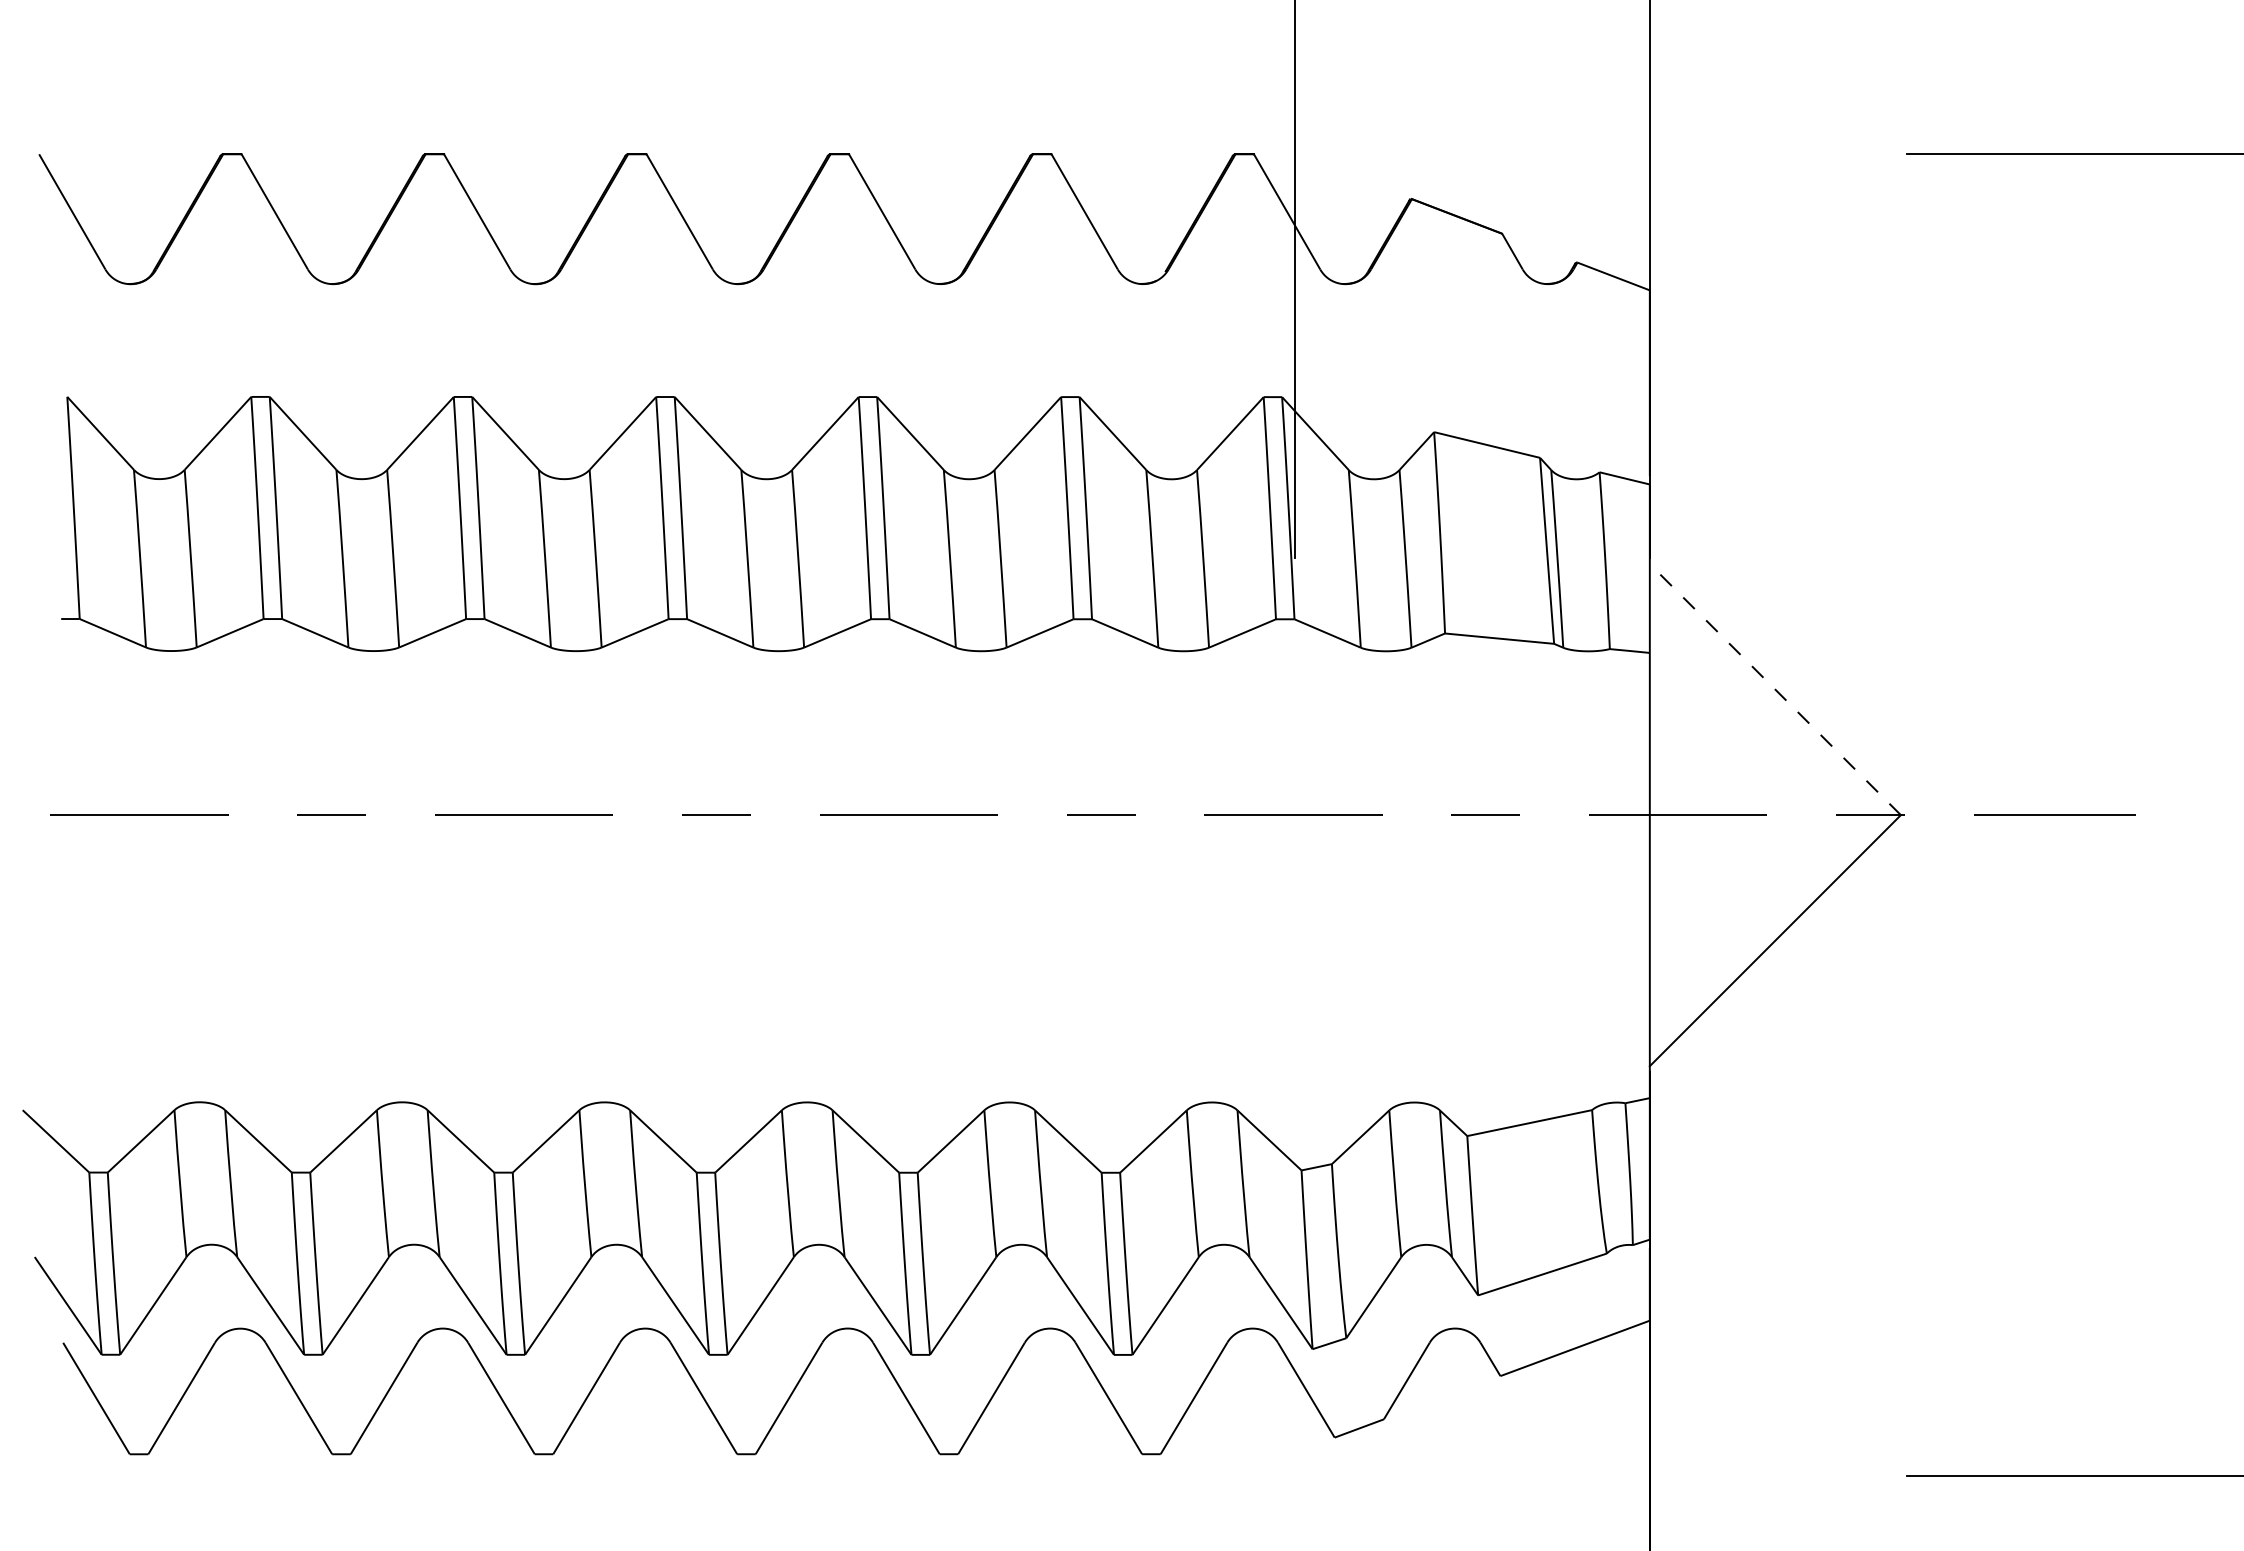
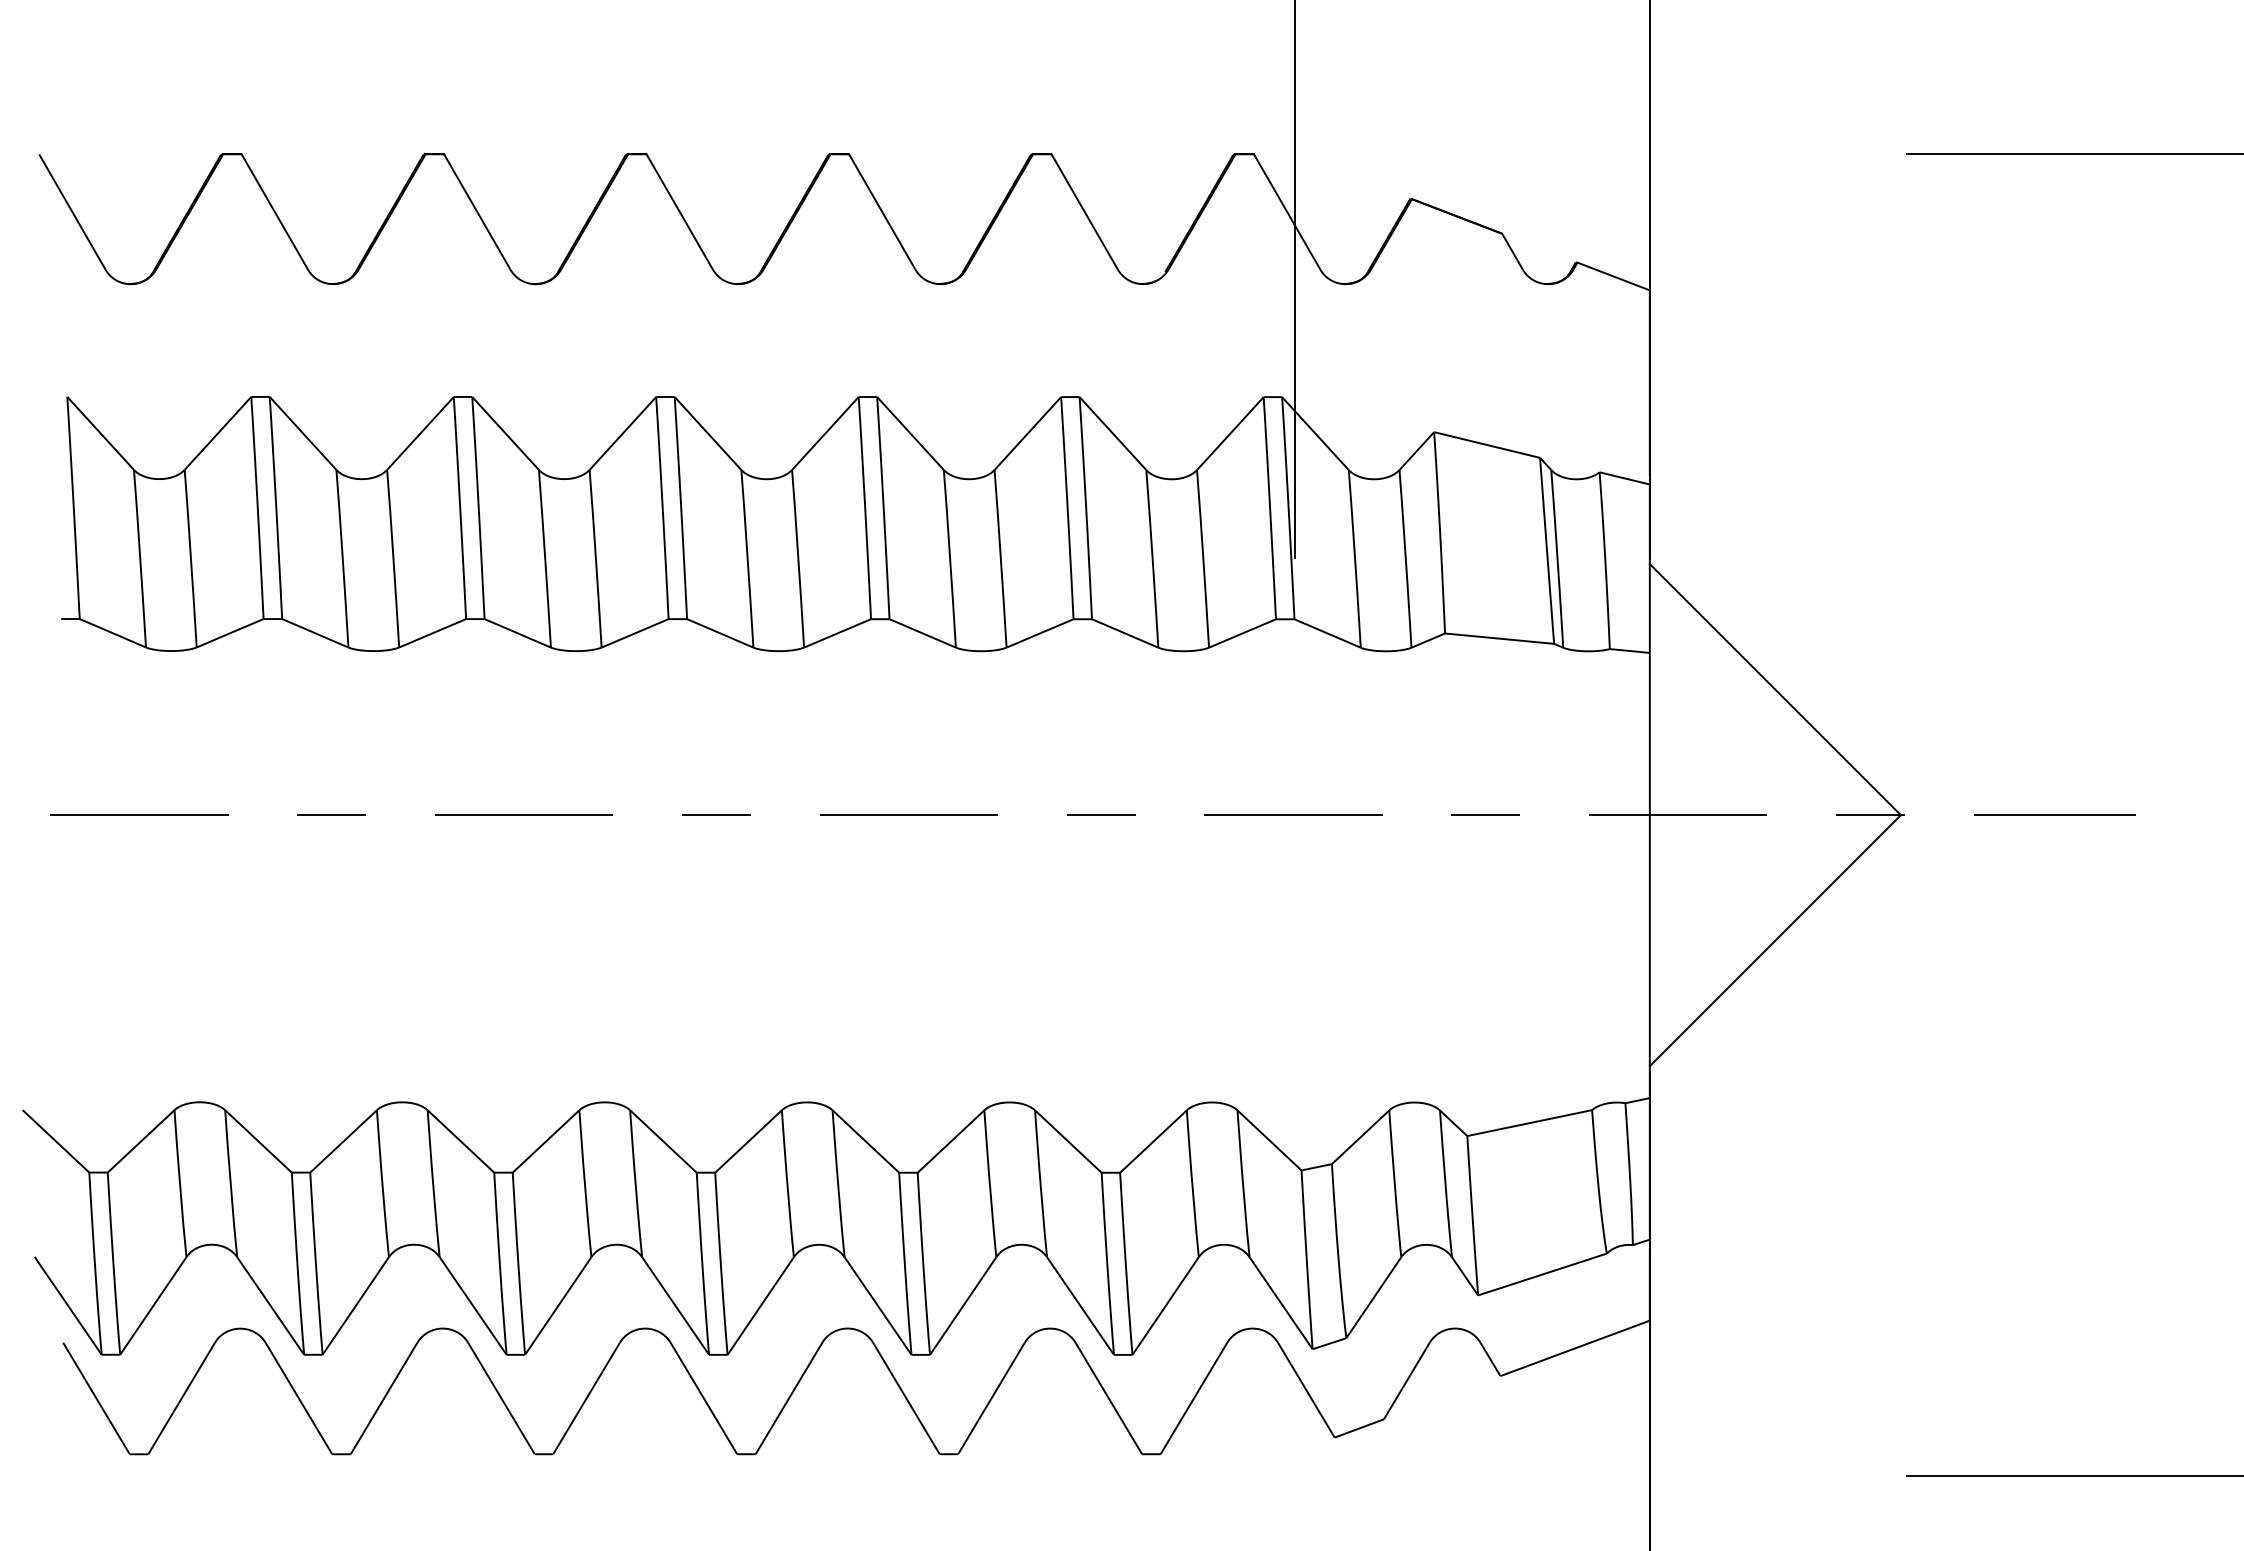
line: dashed -> solid (1775, 689)
